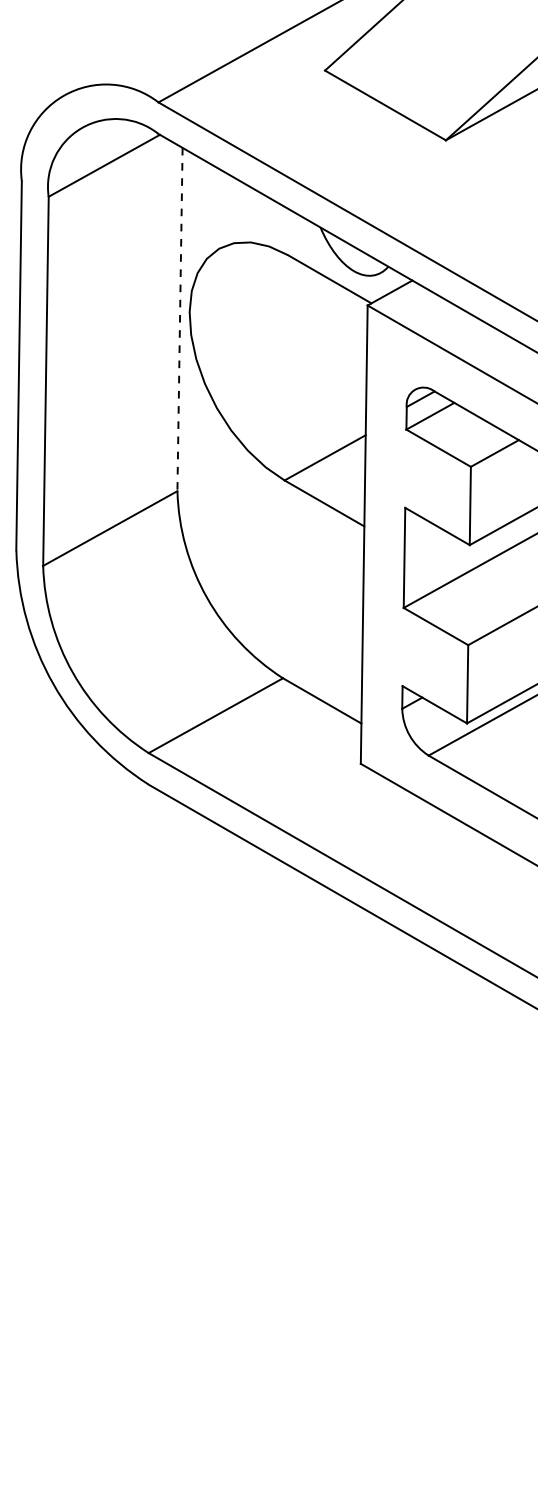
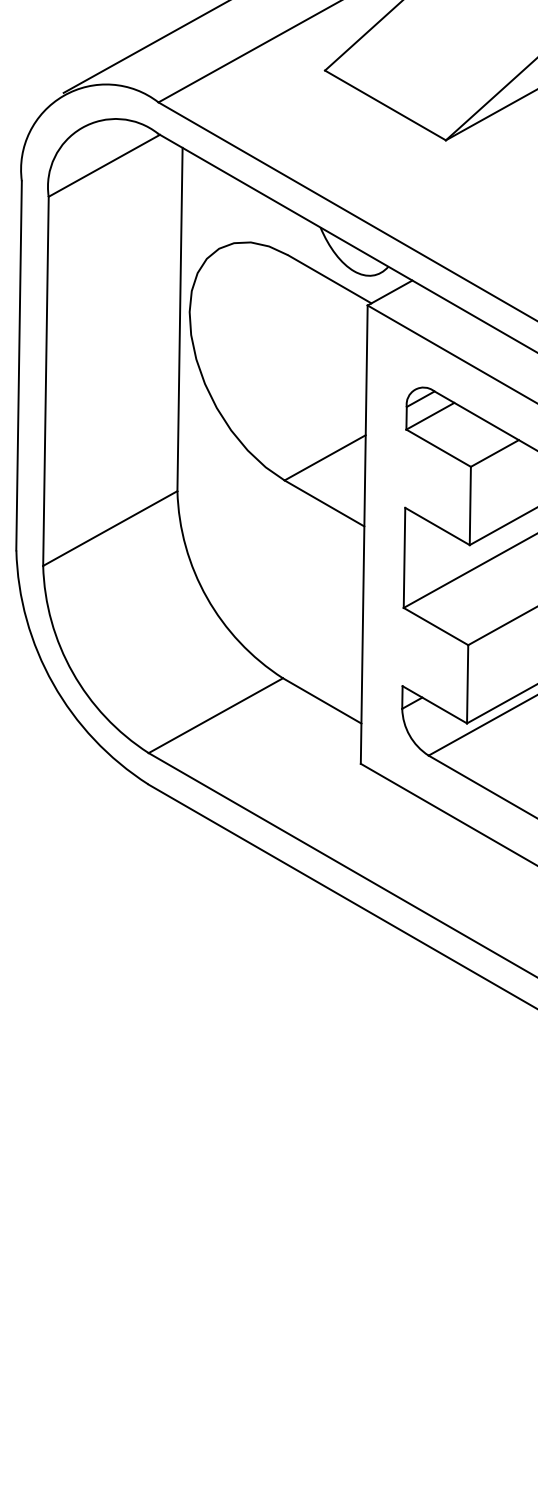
line: none -> present (144, 47)
line: dashed -> solid (180, 319)
